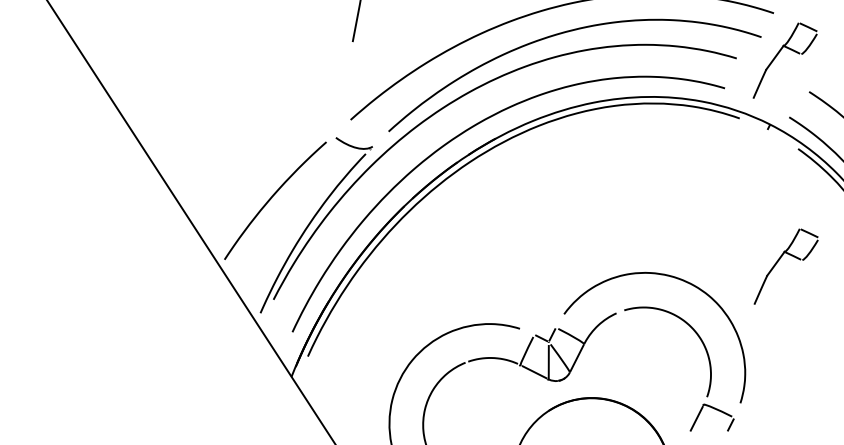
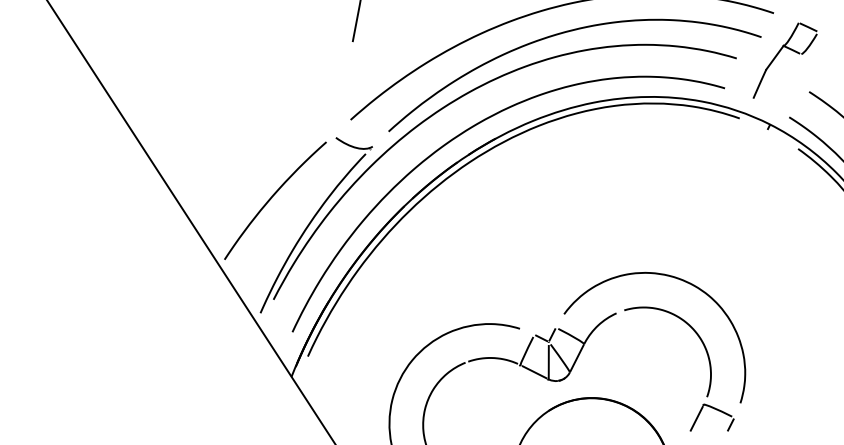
part: present -> none (779, 260)
